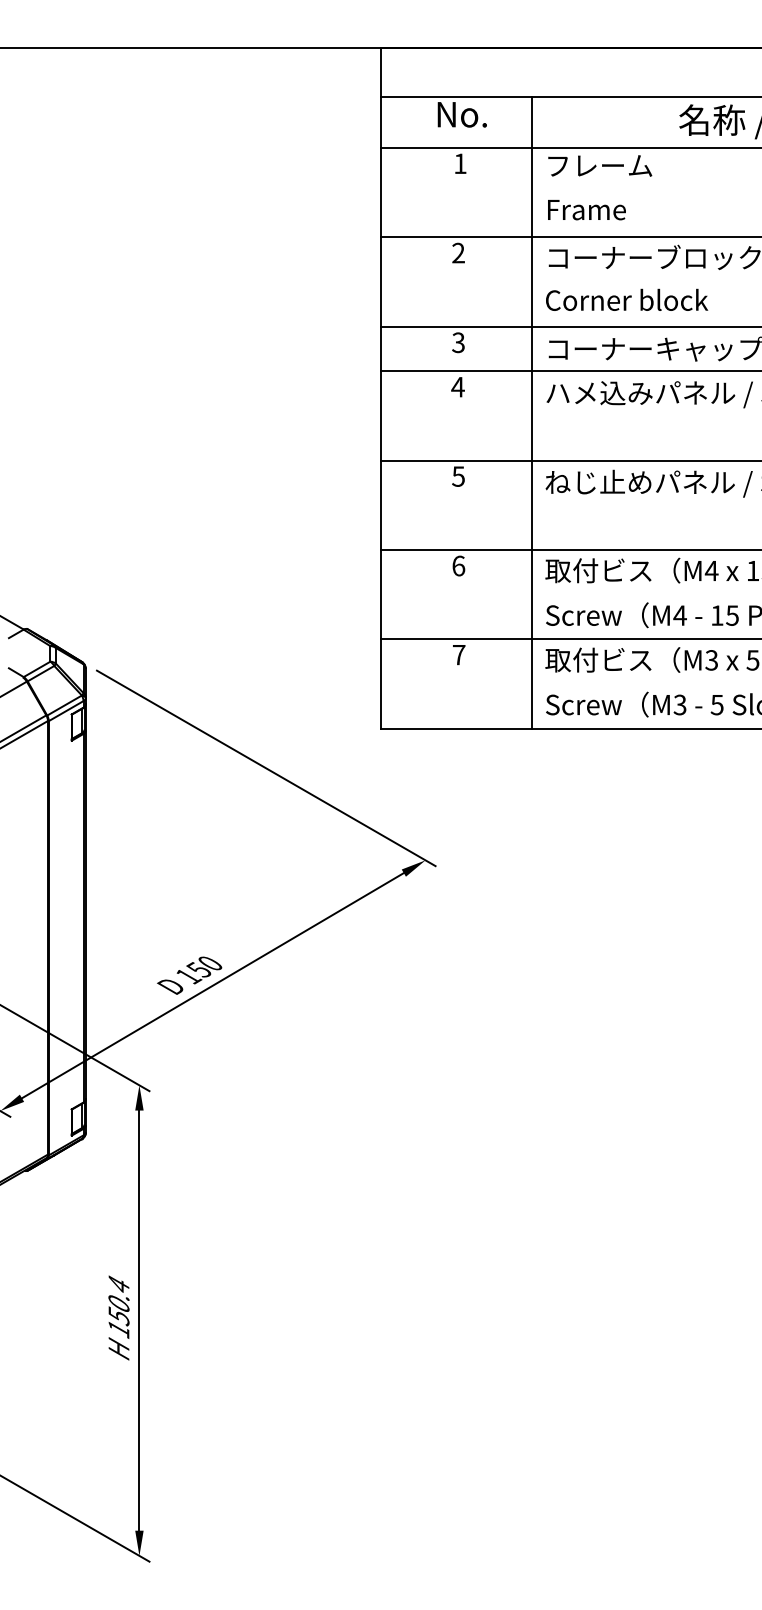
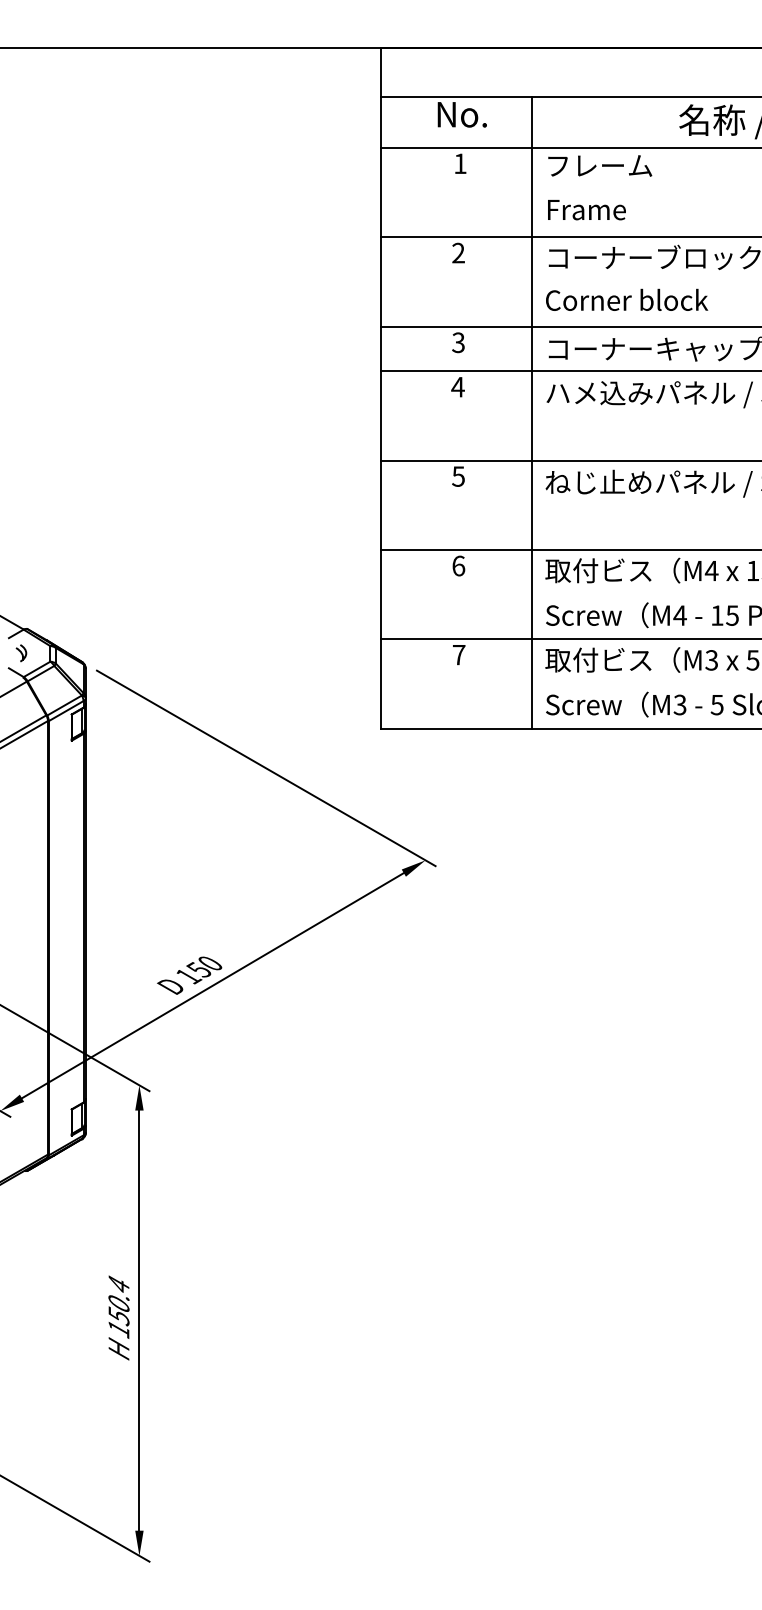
part: none -> present (21, 653)
